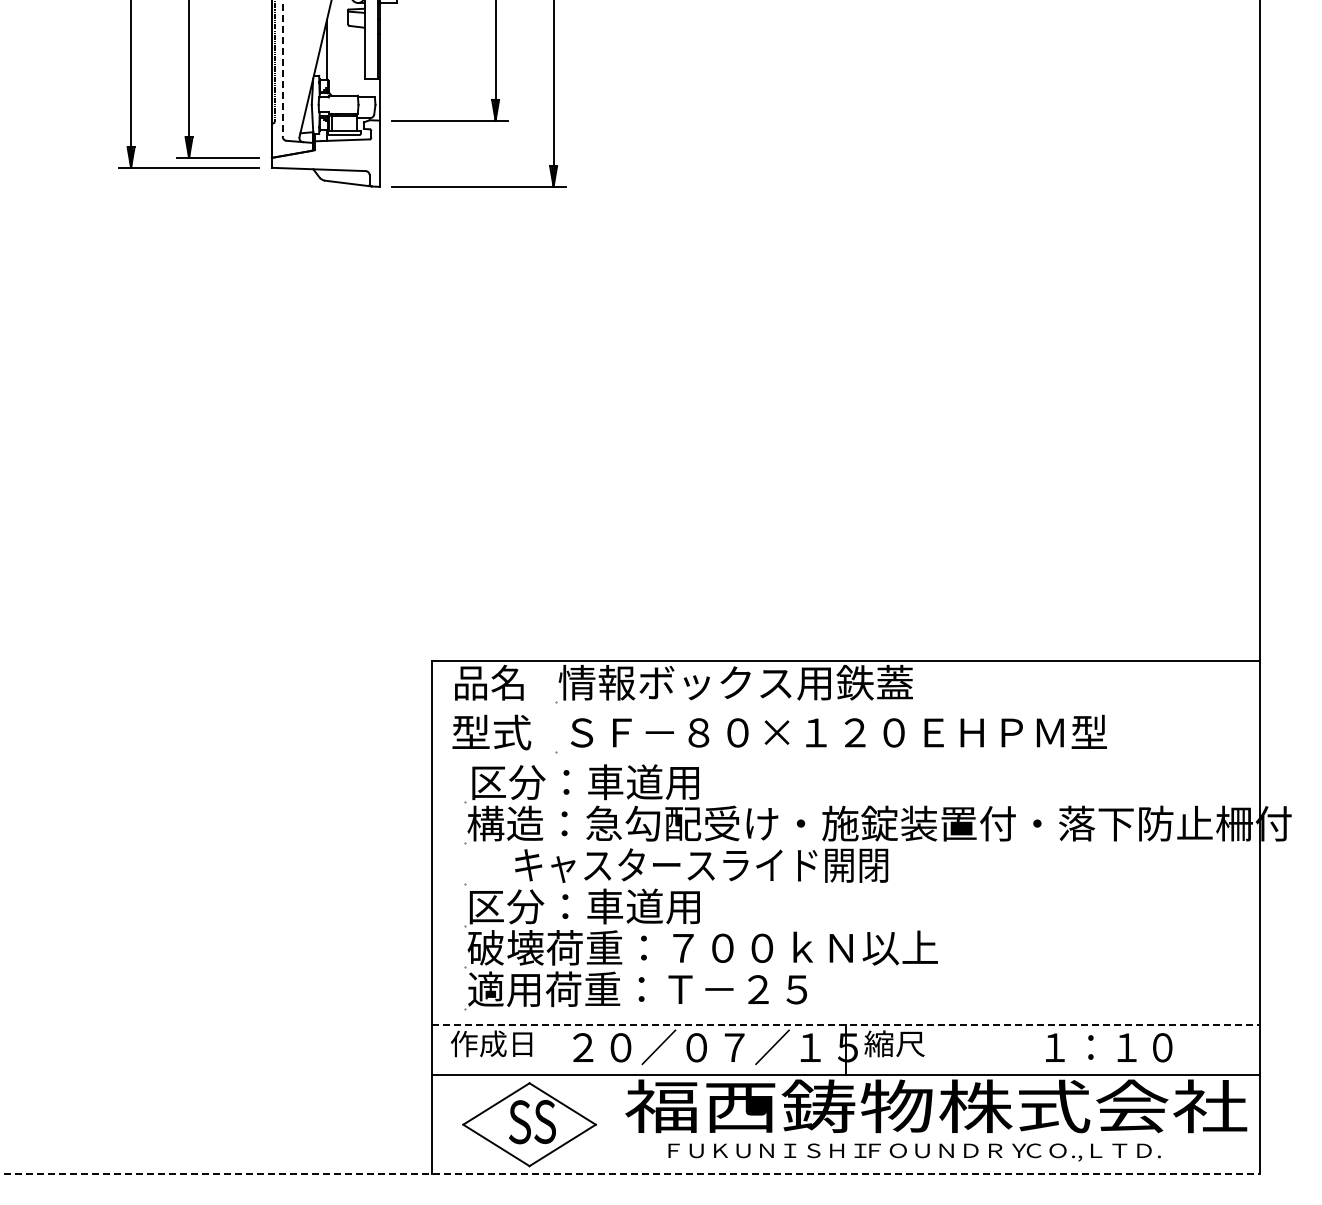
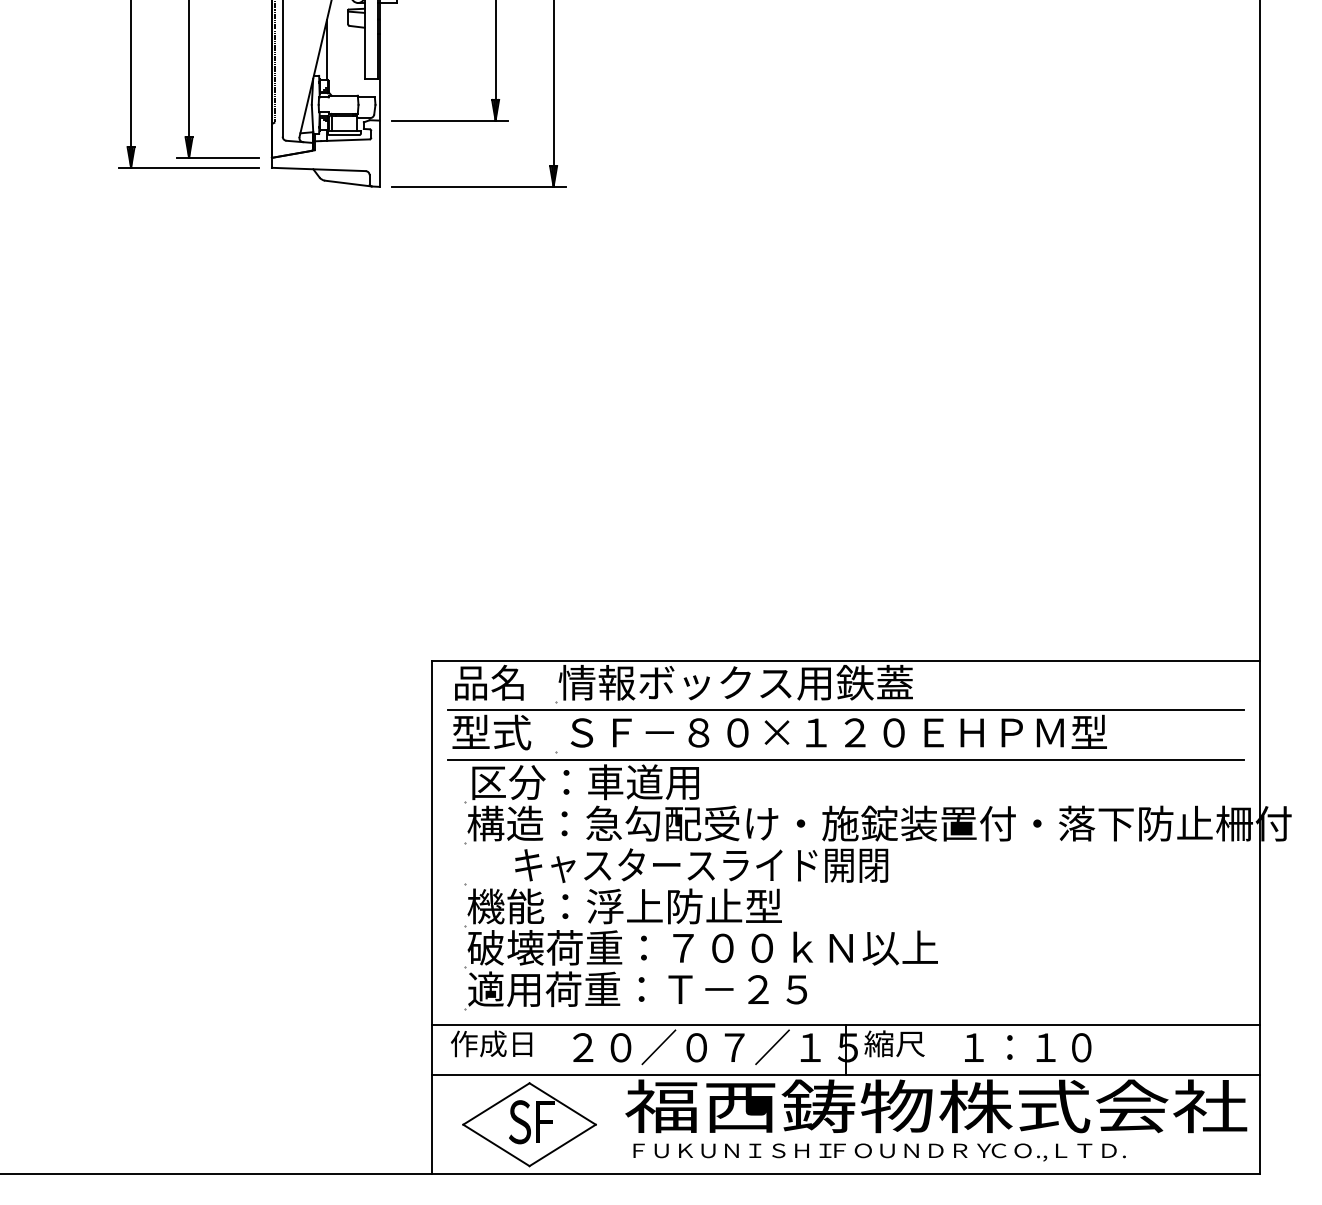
line: dashed -> solid (282, 68)
line: none -> present (845, 710)
line: none -> present (845, 760)
text: 区分：車道用 -> 機能：浮上防止型 (624, 906)
line: dashed -> solid (846, 1025)
text position: (1109, 1047) -> (1028, 1047) (1028, 1047)
text: S -> F (544, 1121)
text position: (914, 1152) -> (879, 1152) (879, 1152)
line: dashed -> solid (630, 1174)
